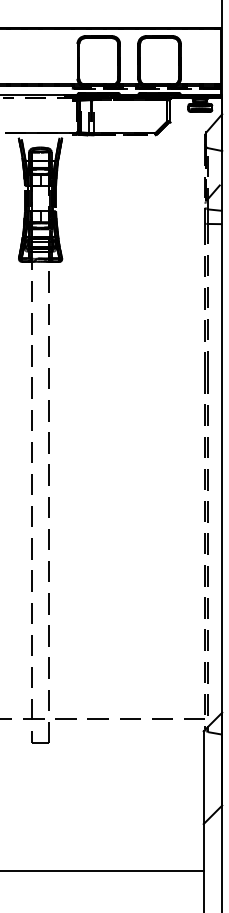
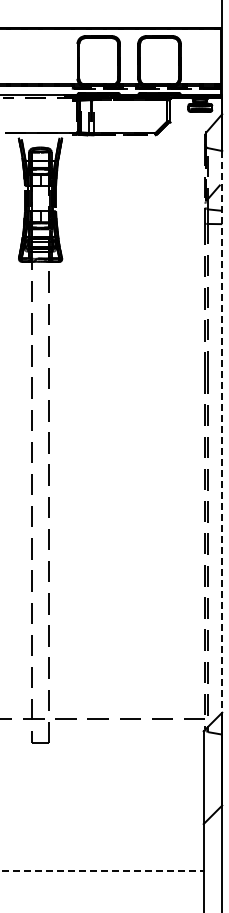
line: solid -> dashed (222, 431)
line: solid -> dashed (102, 871)
